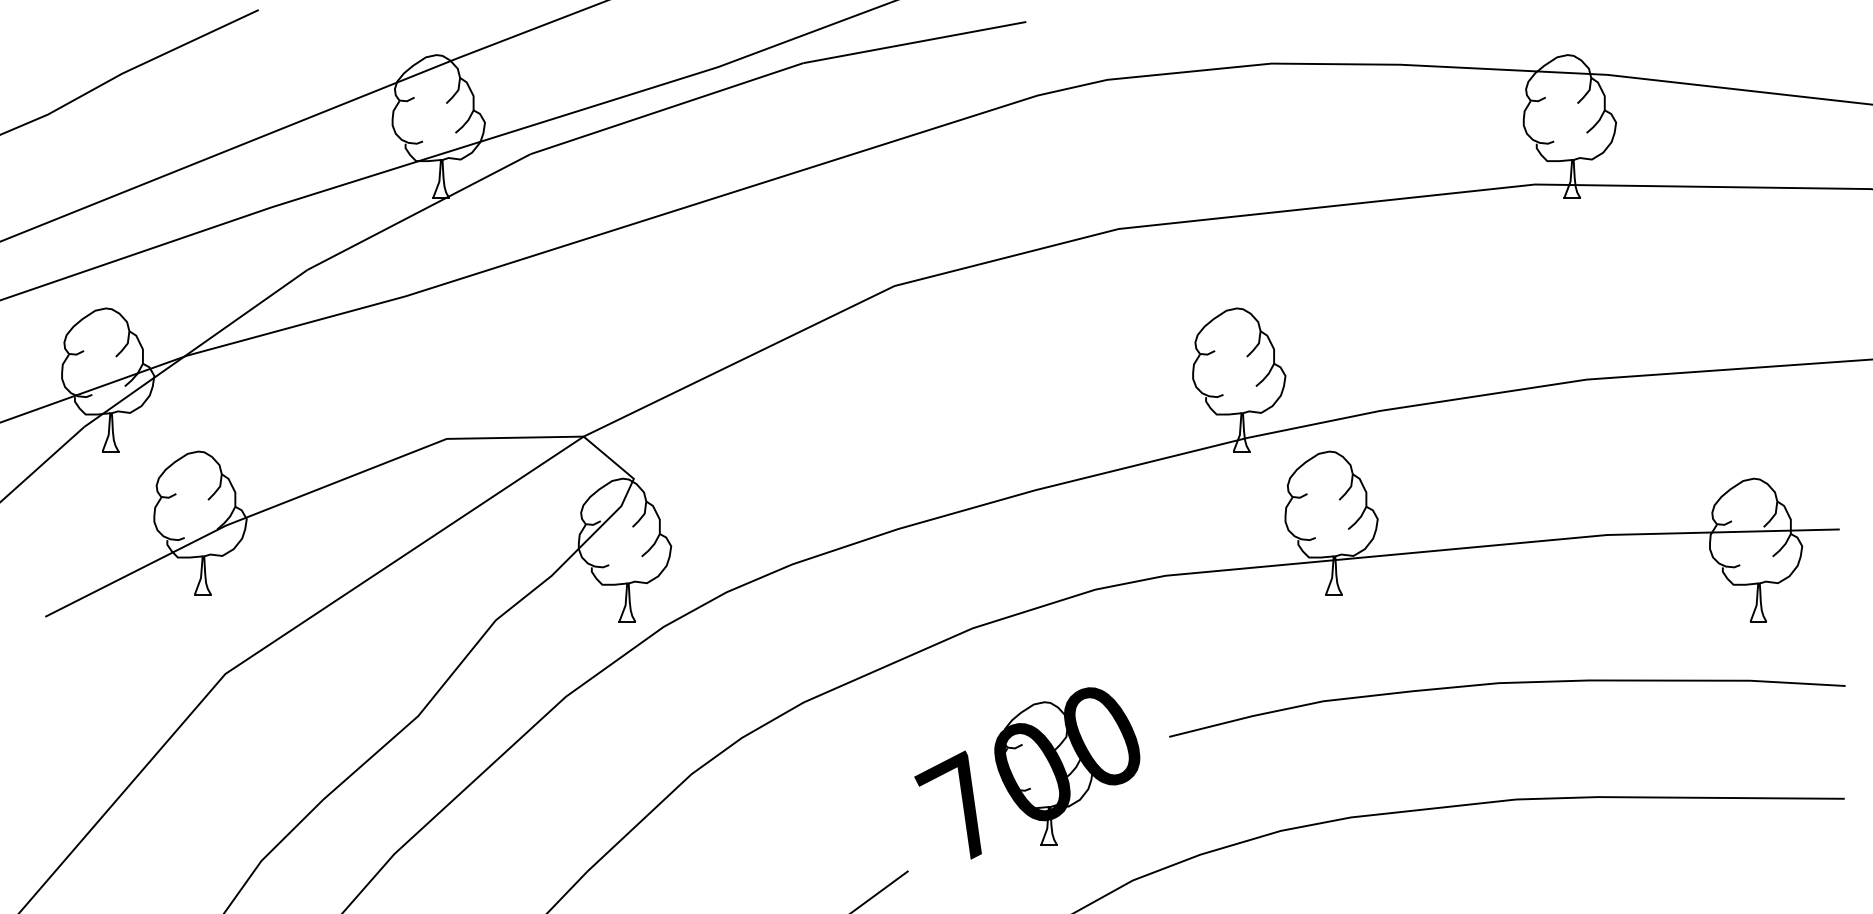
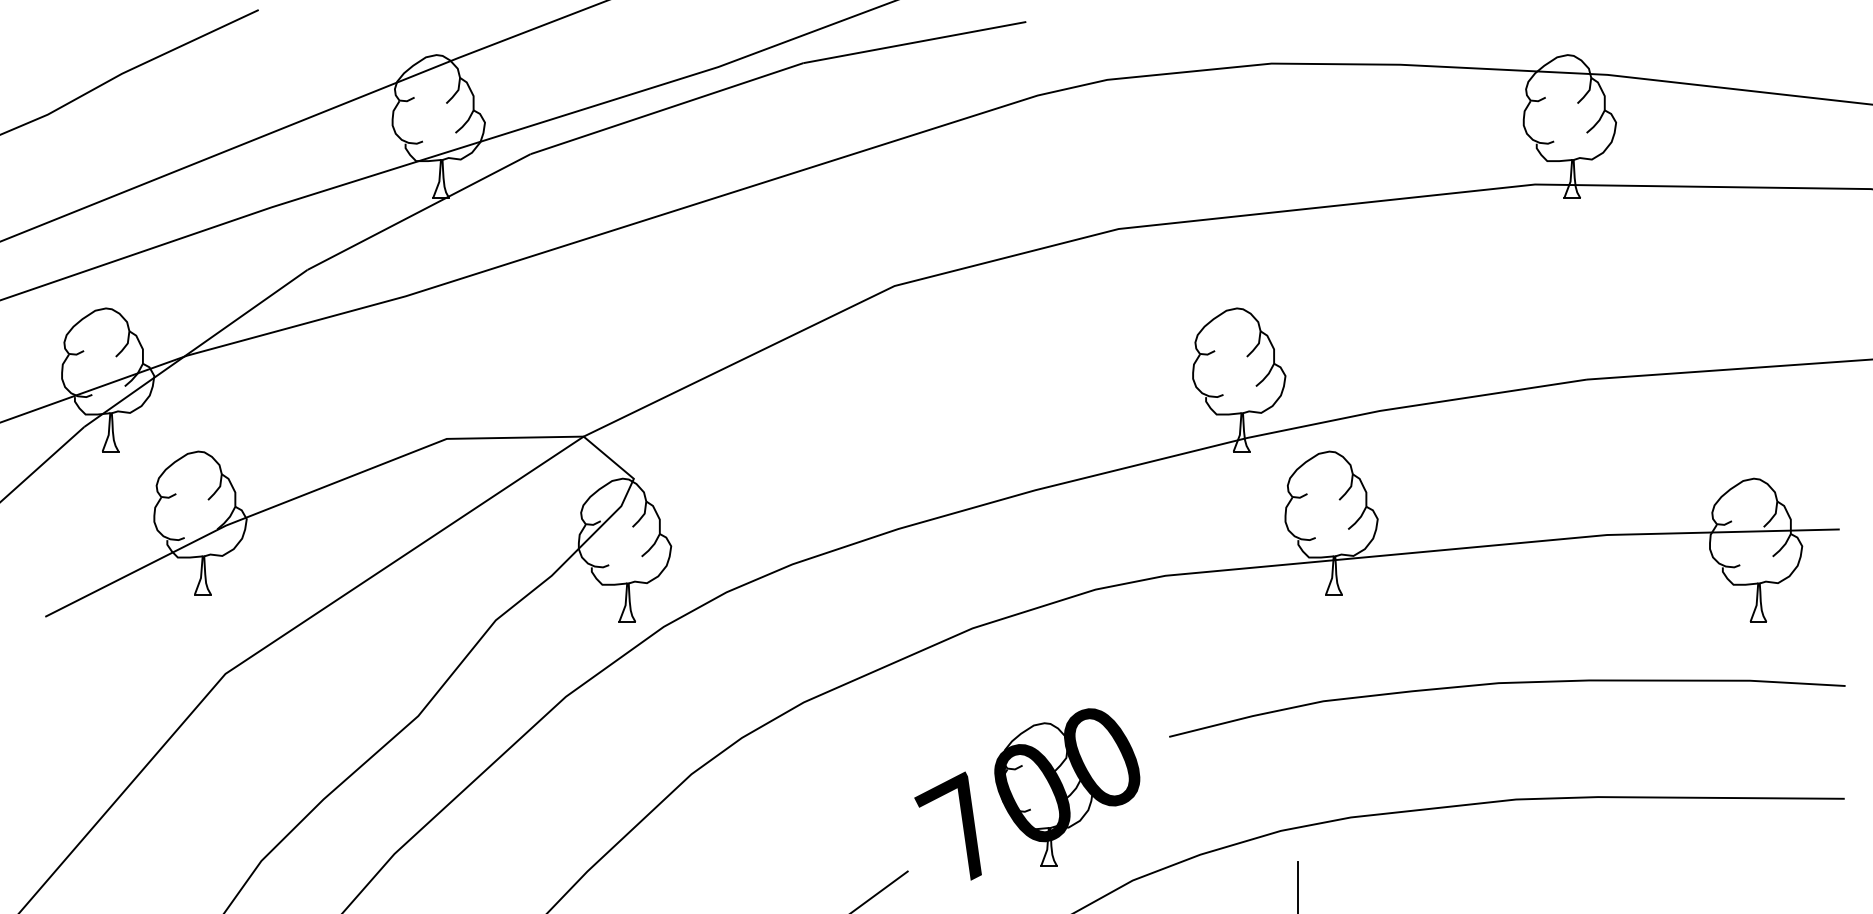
part position: (1027, 773) -> (1027, 794) (1027, 794)
line: none -> present (1298, 886)
